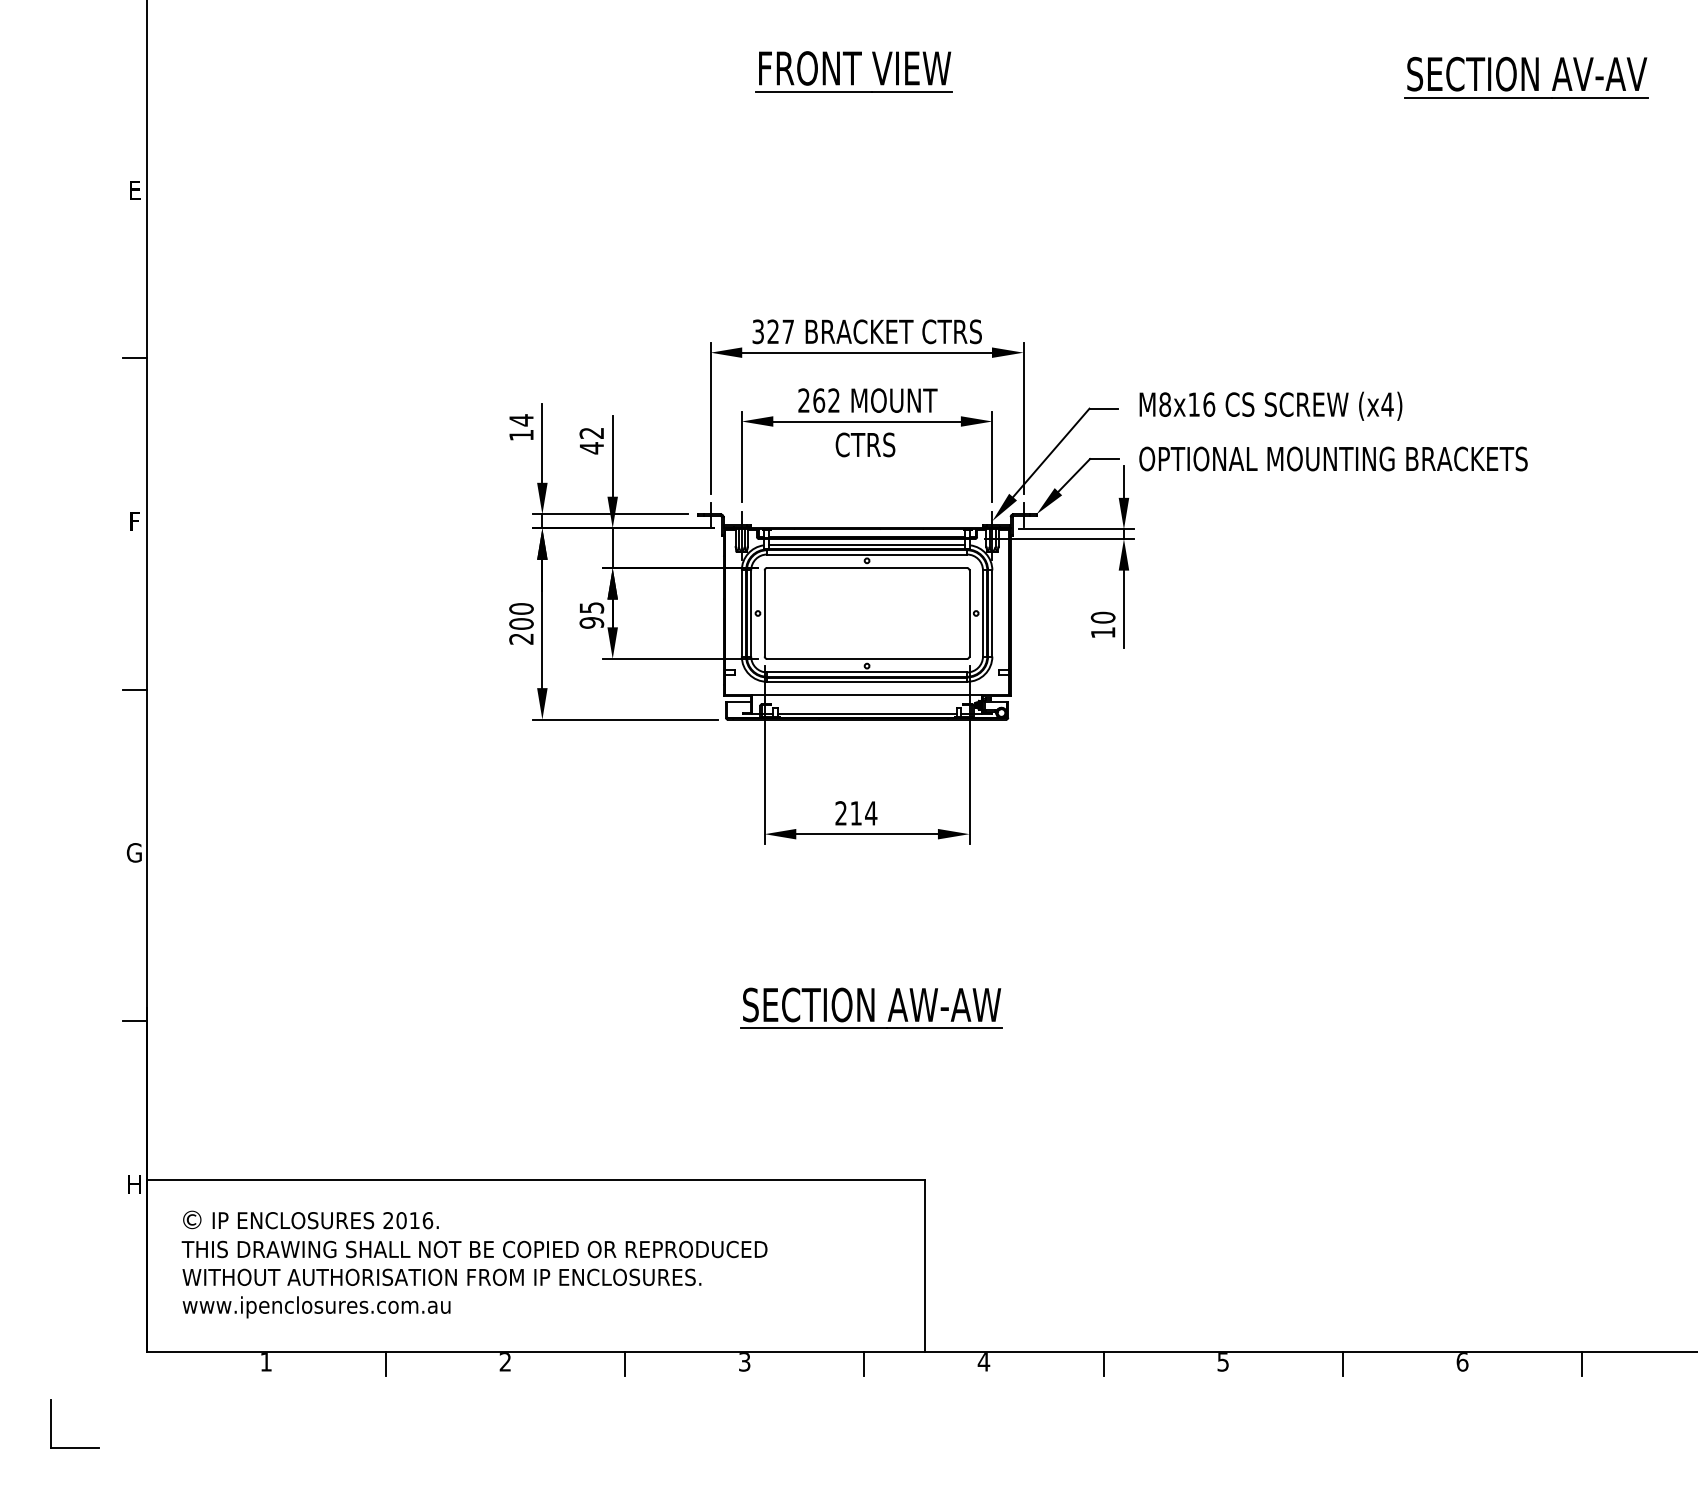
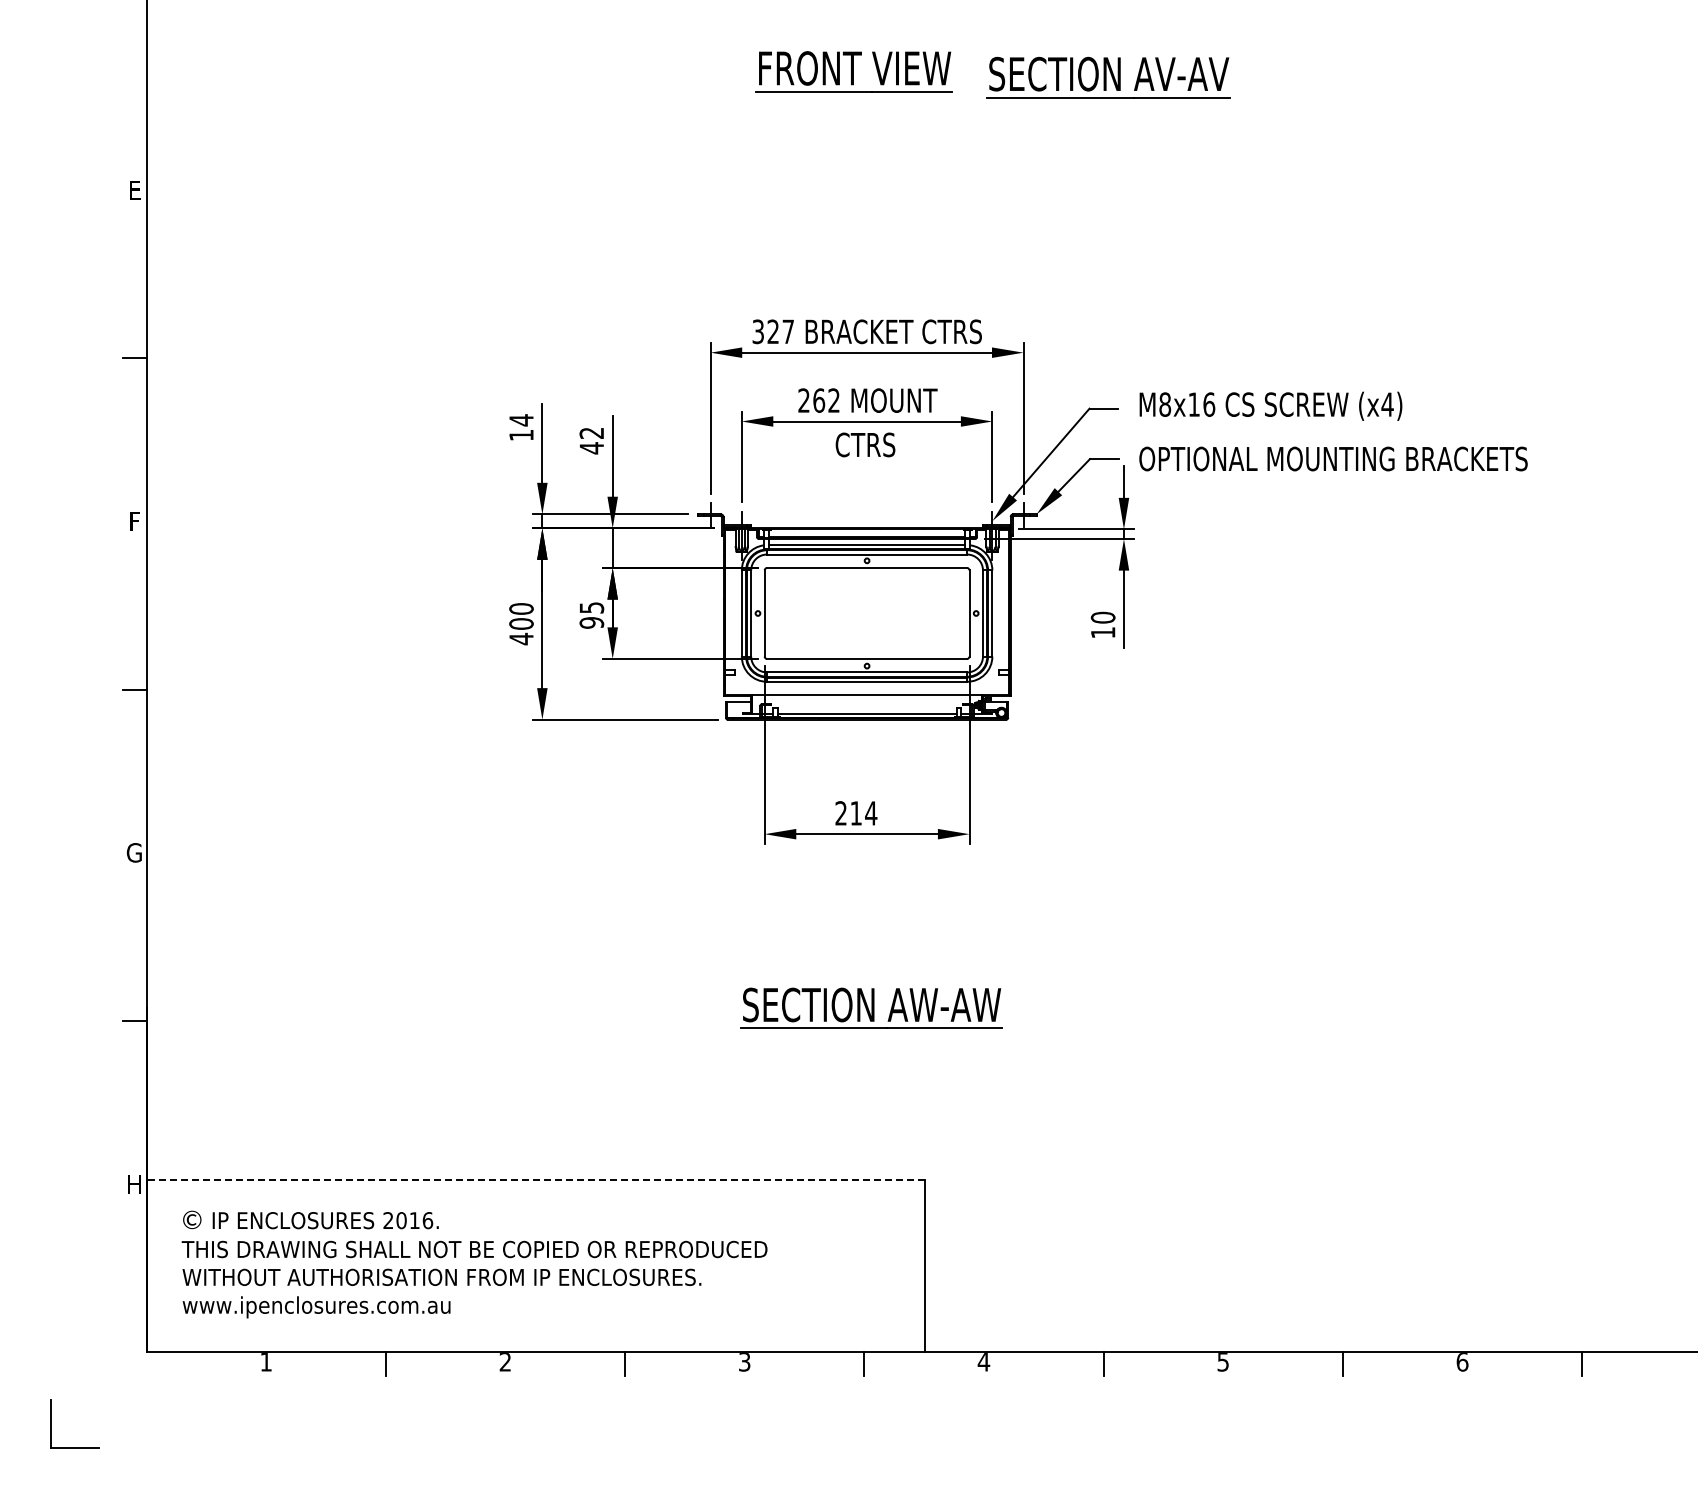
part position: (1526, 77) -> (1108, 77) (1108, 77)
text: 200 -> 400 (521, 638)
line: solid -> dashed (535, 1180)
